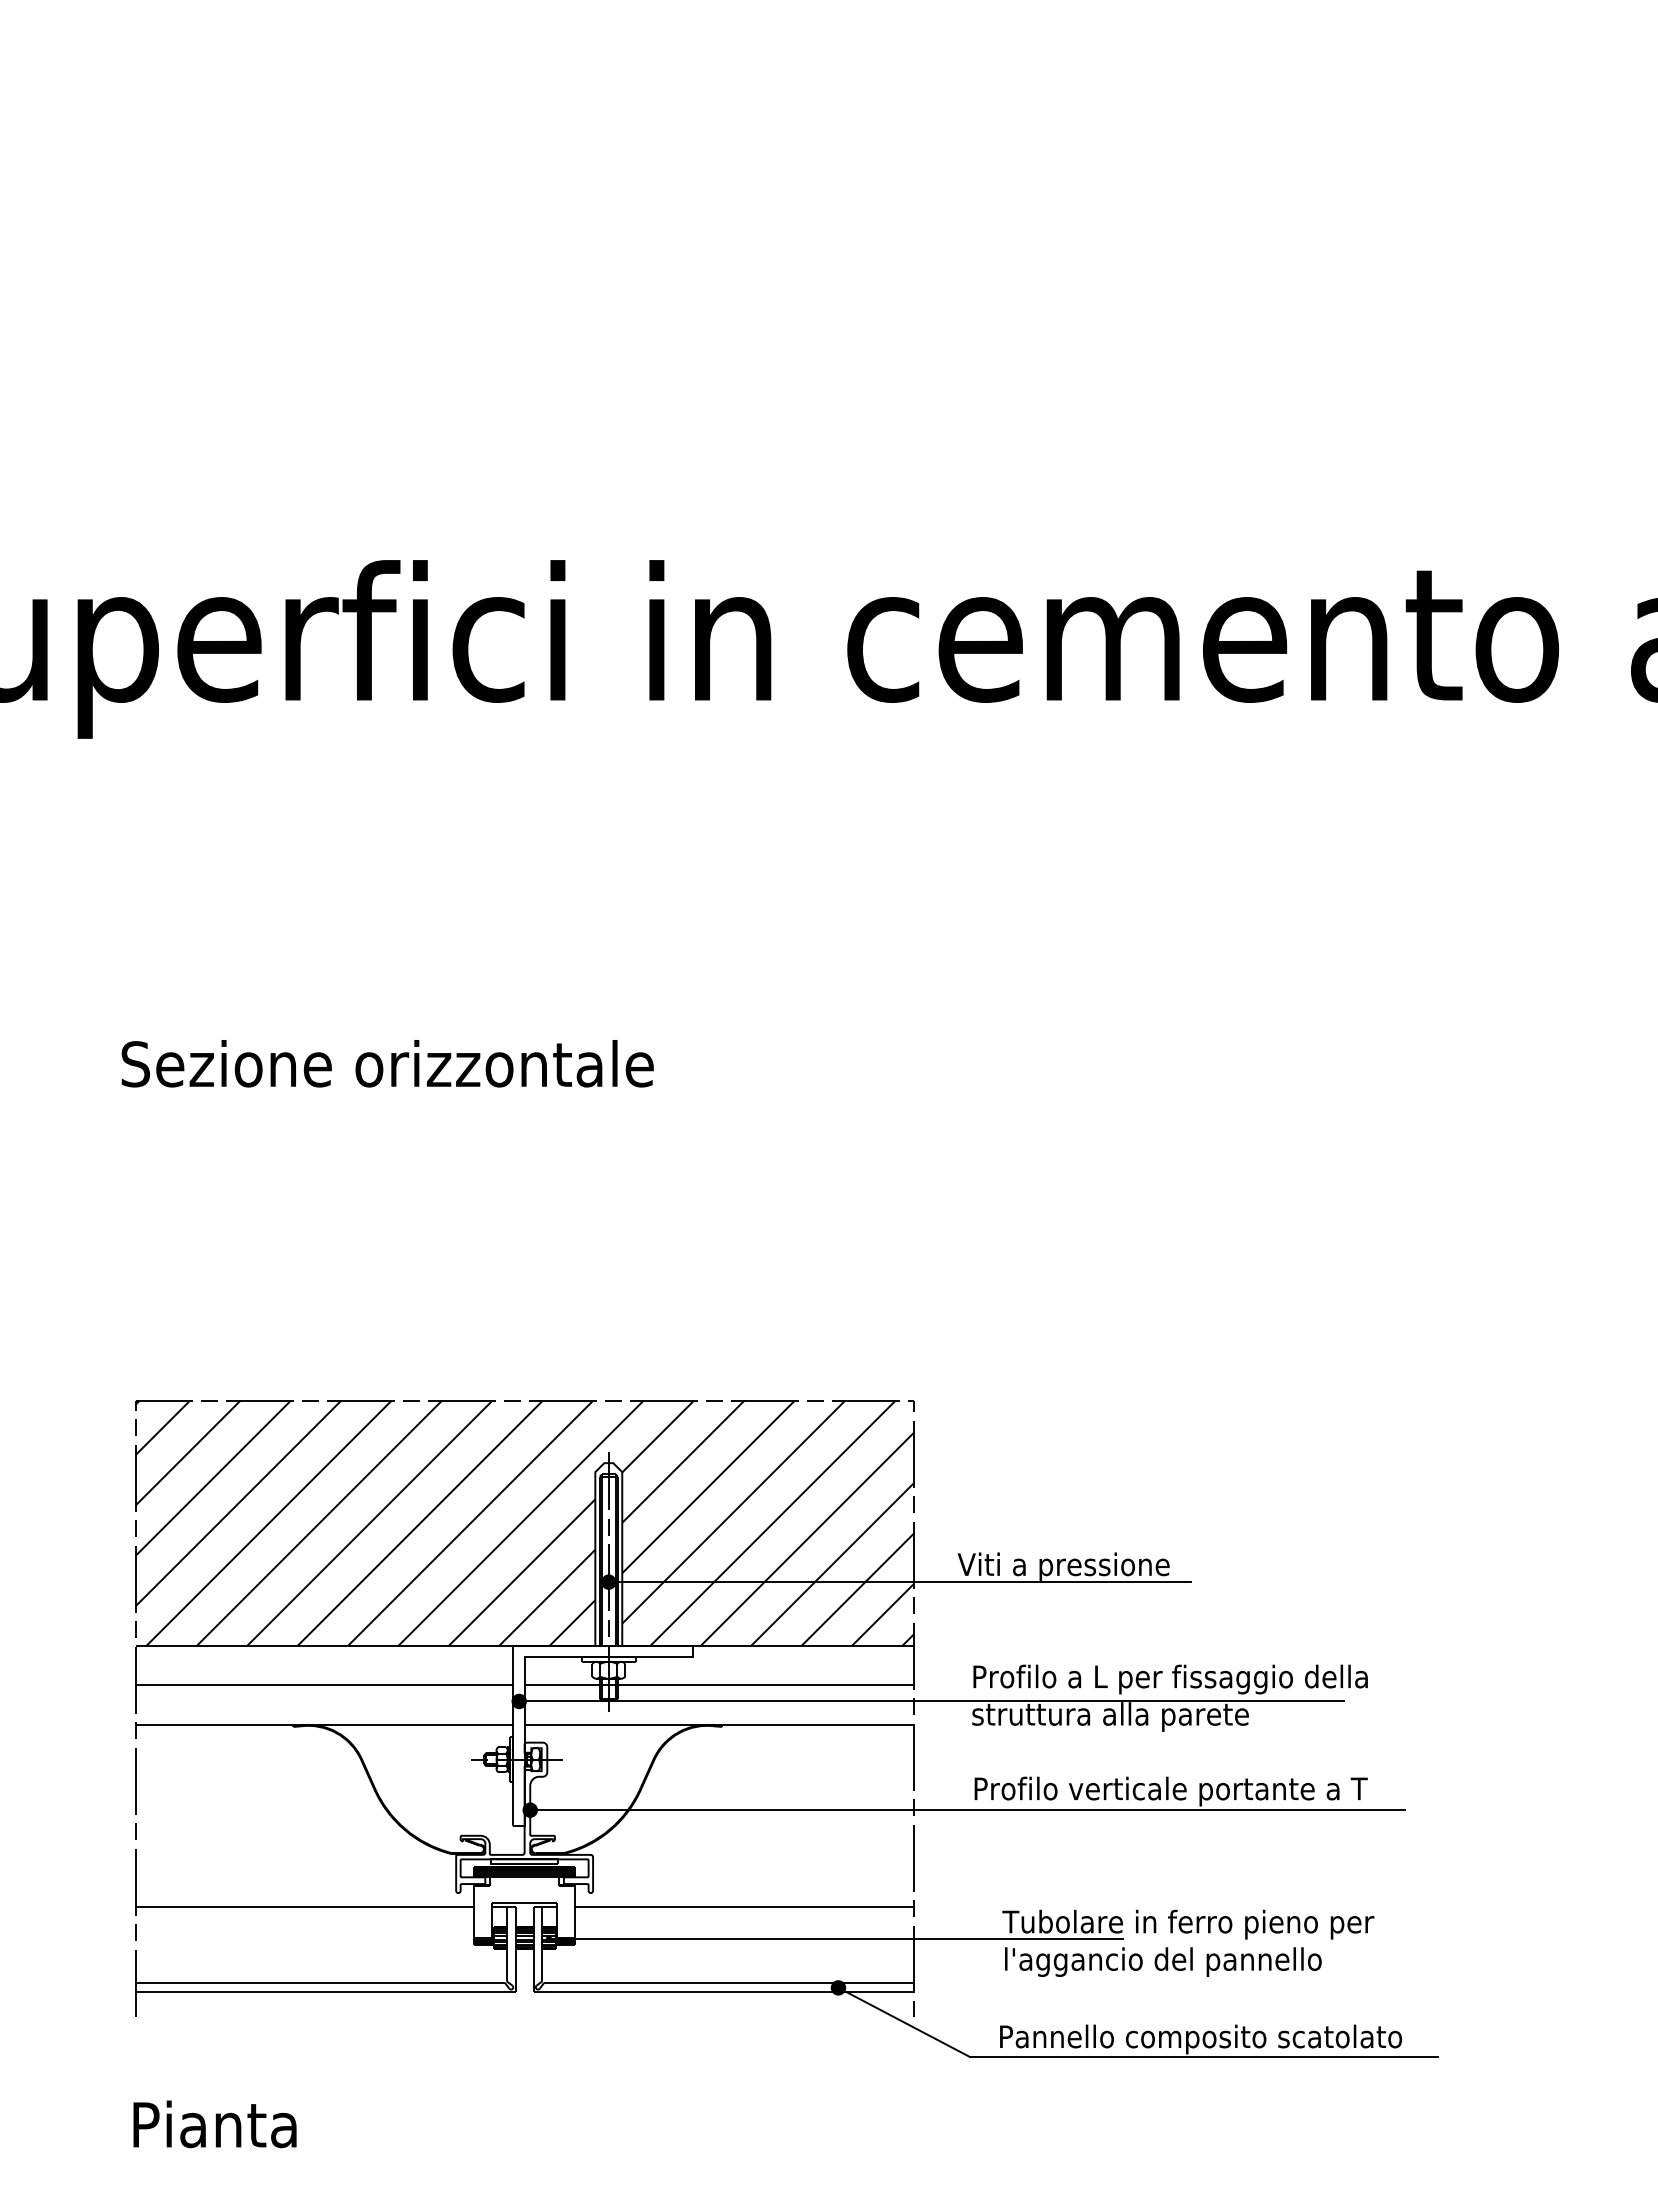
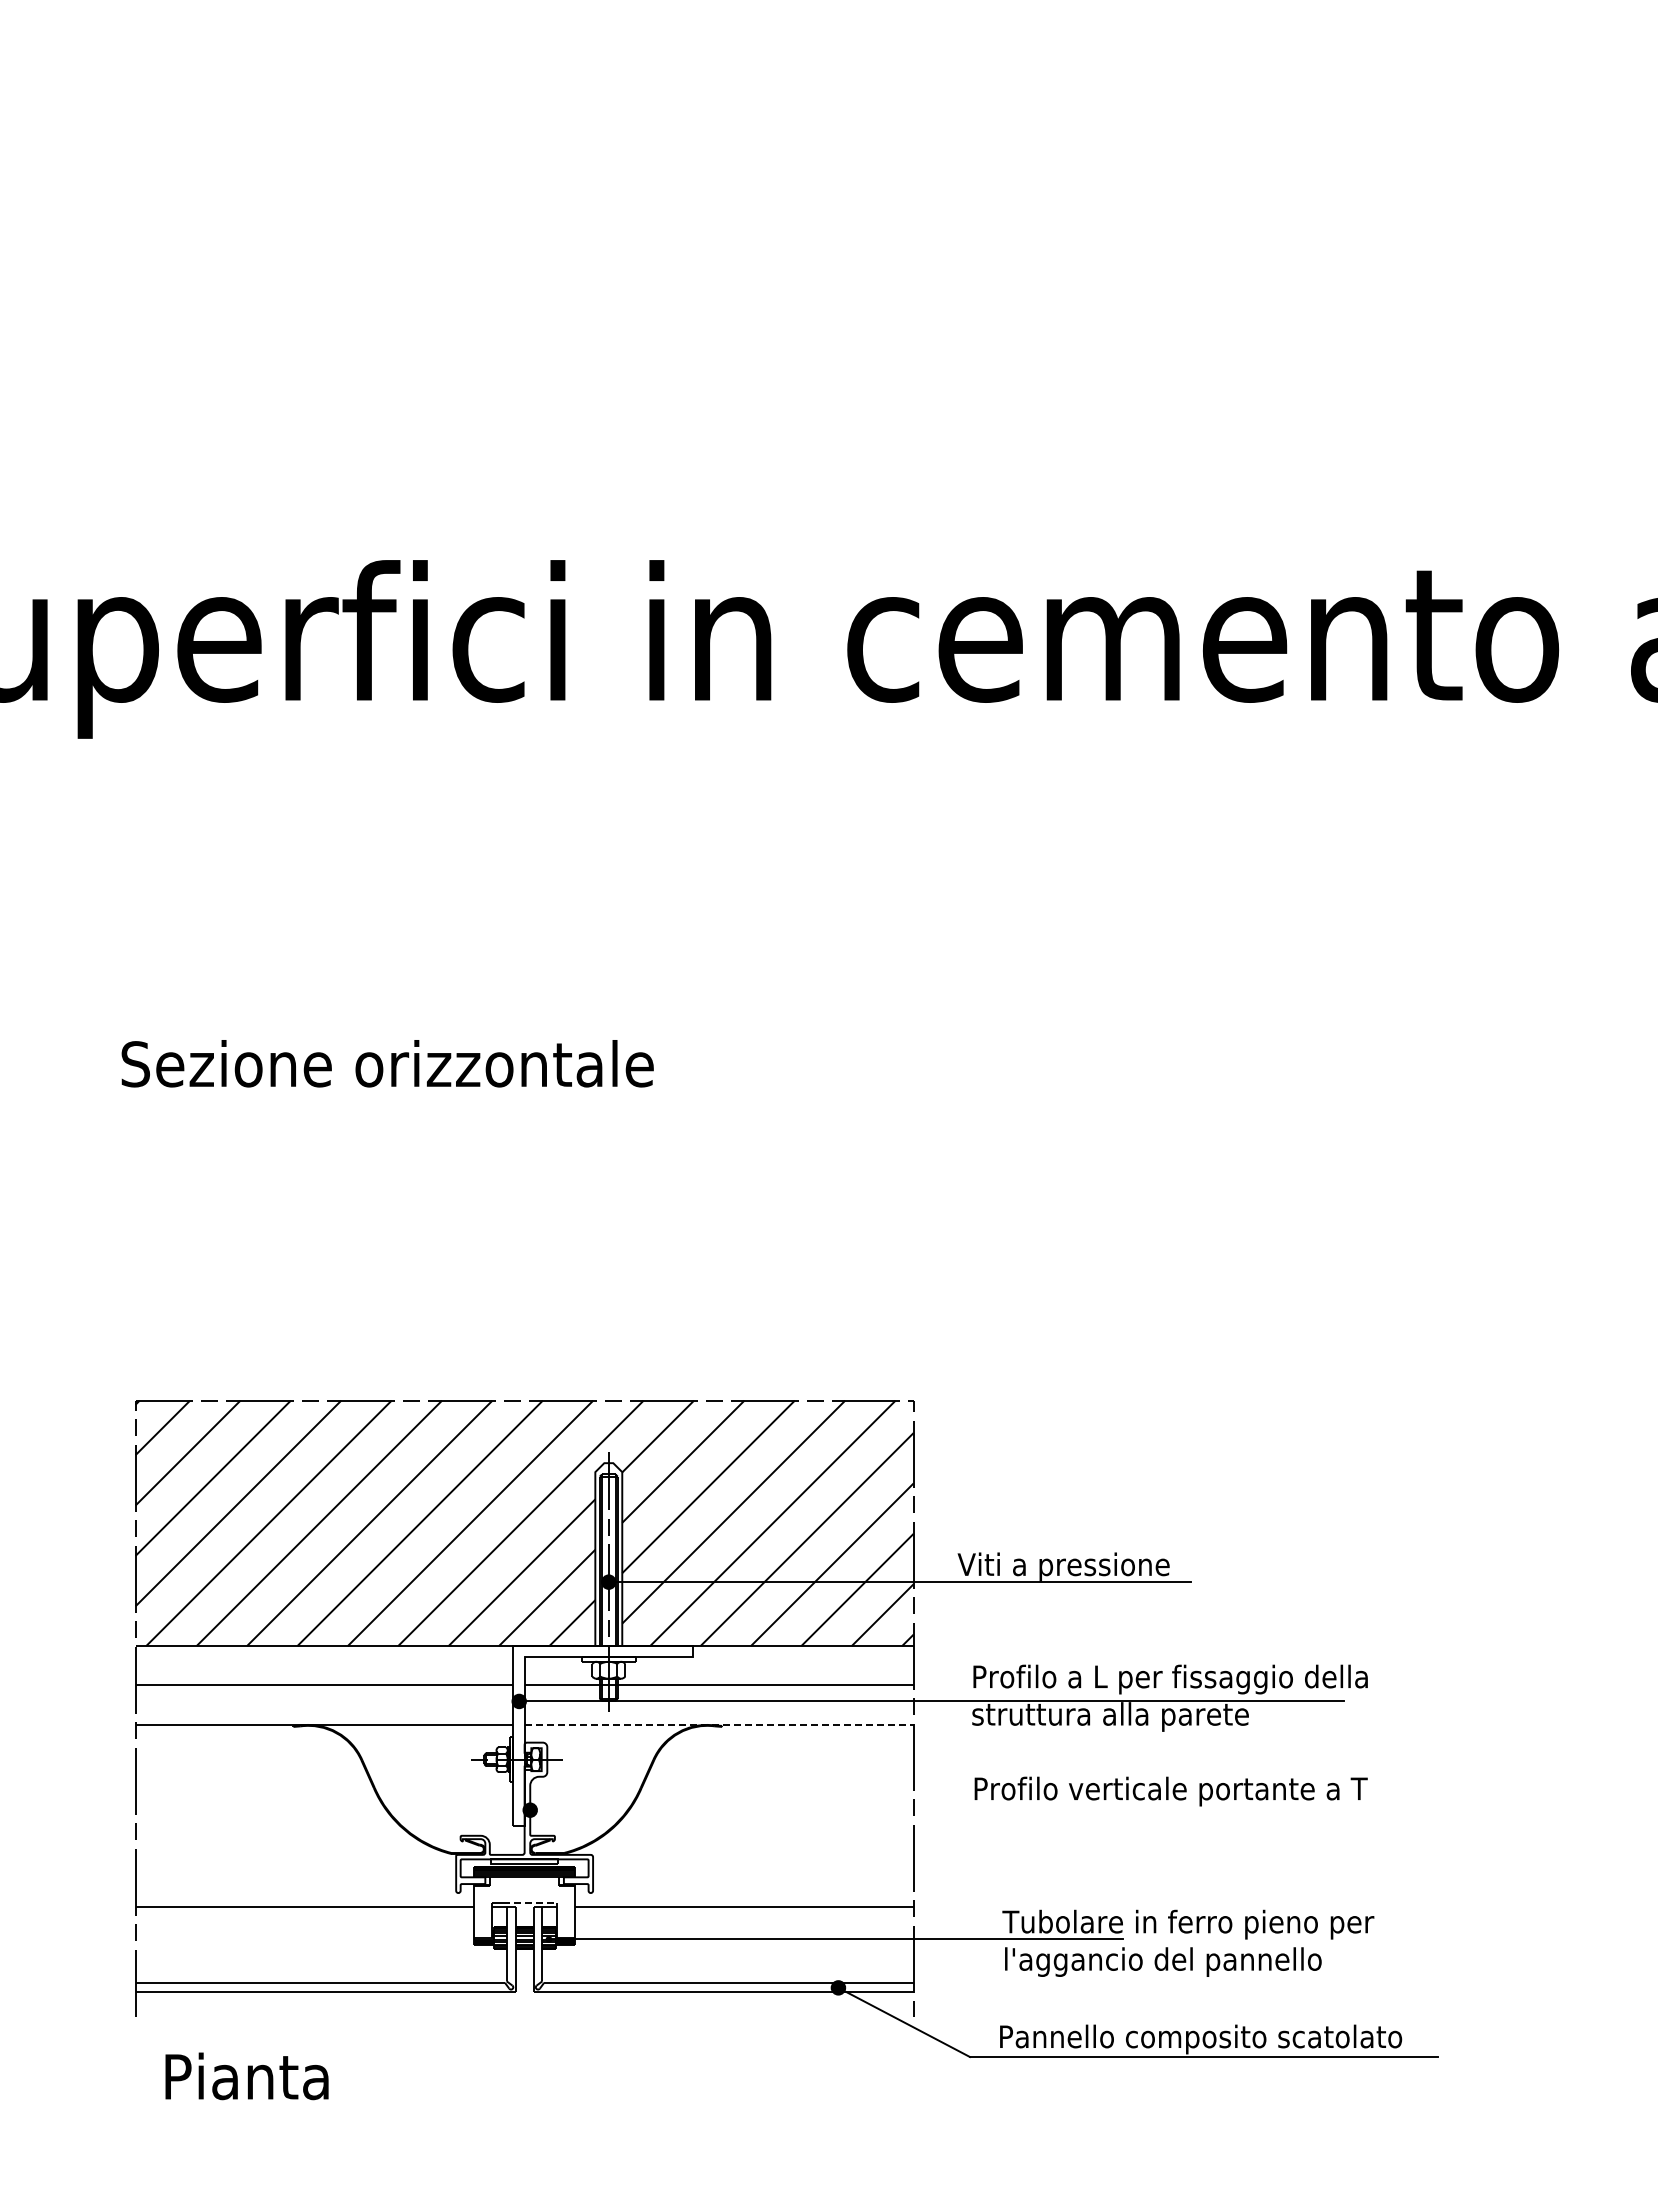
line: solid -> dashed (719, 1724)
line: present -> none (967, 1810)
line: solid -> dashed (530, 1902)
text position: (214, 2124) -> (246, 2076) (246, 2076)
